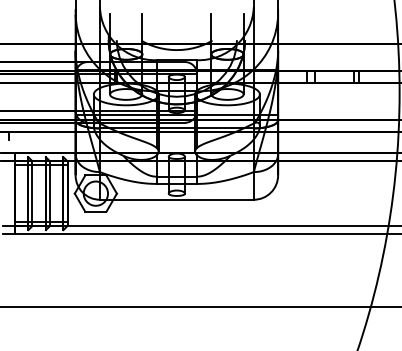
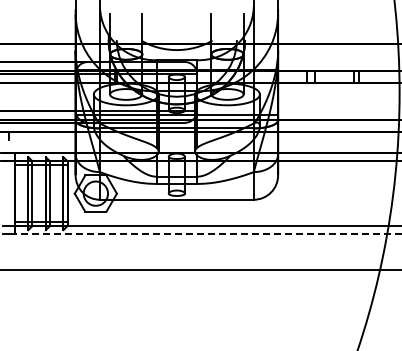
line: solid -> dashed (207, 234)
line position: (200, 307) -> (200, 270) (200, 270)
